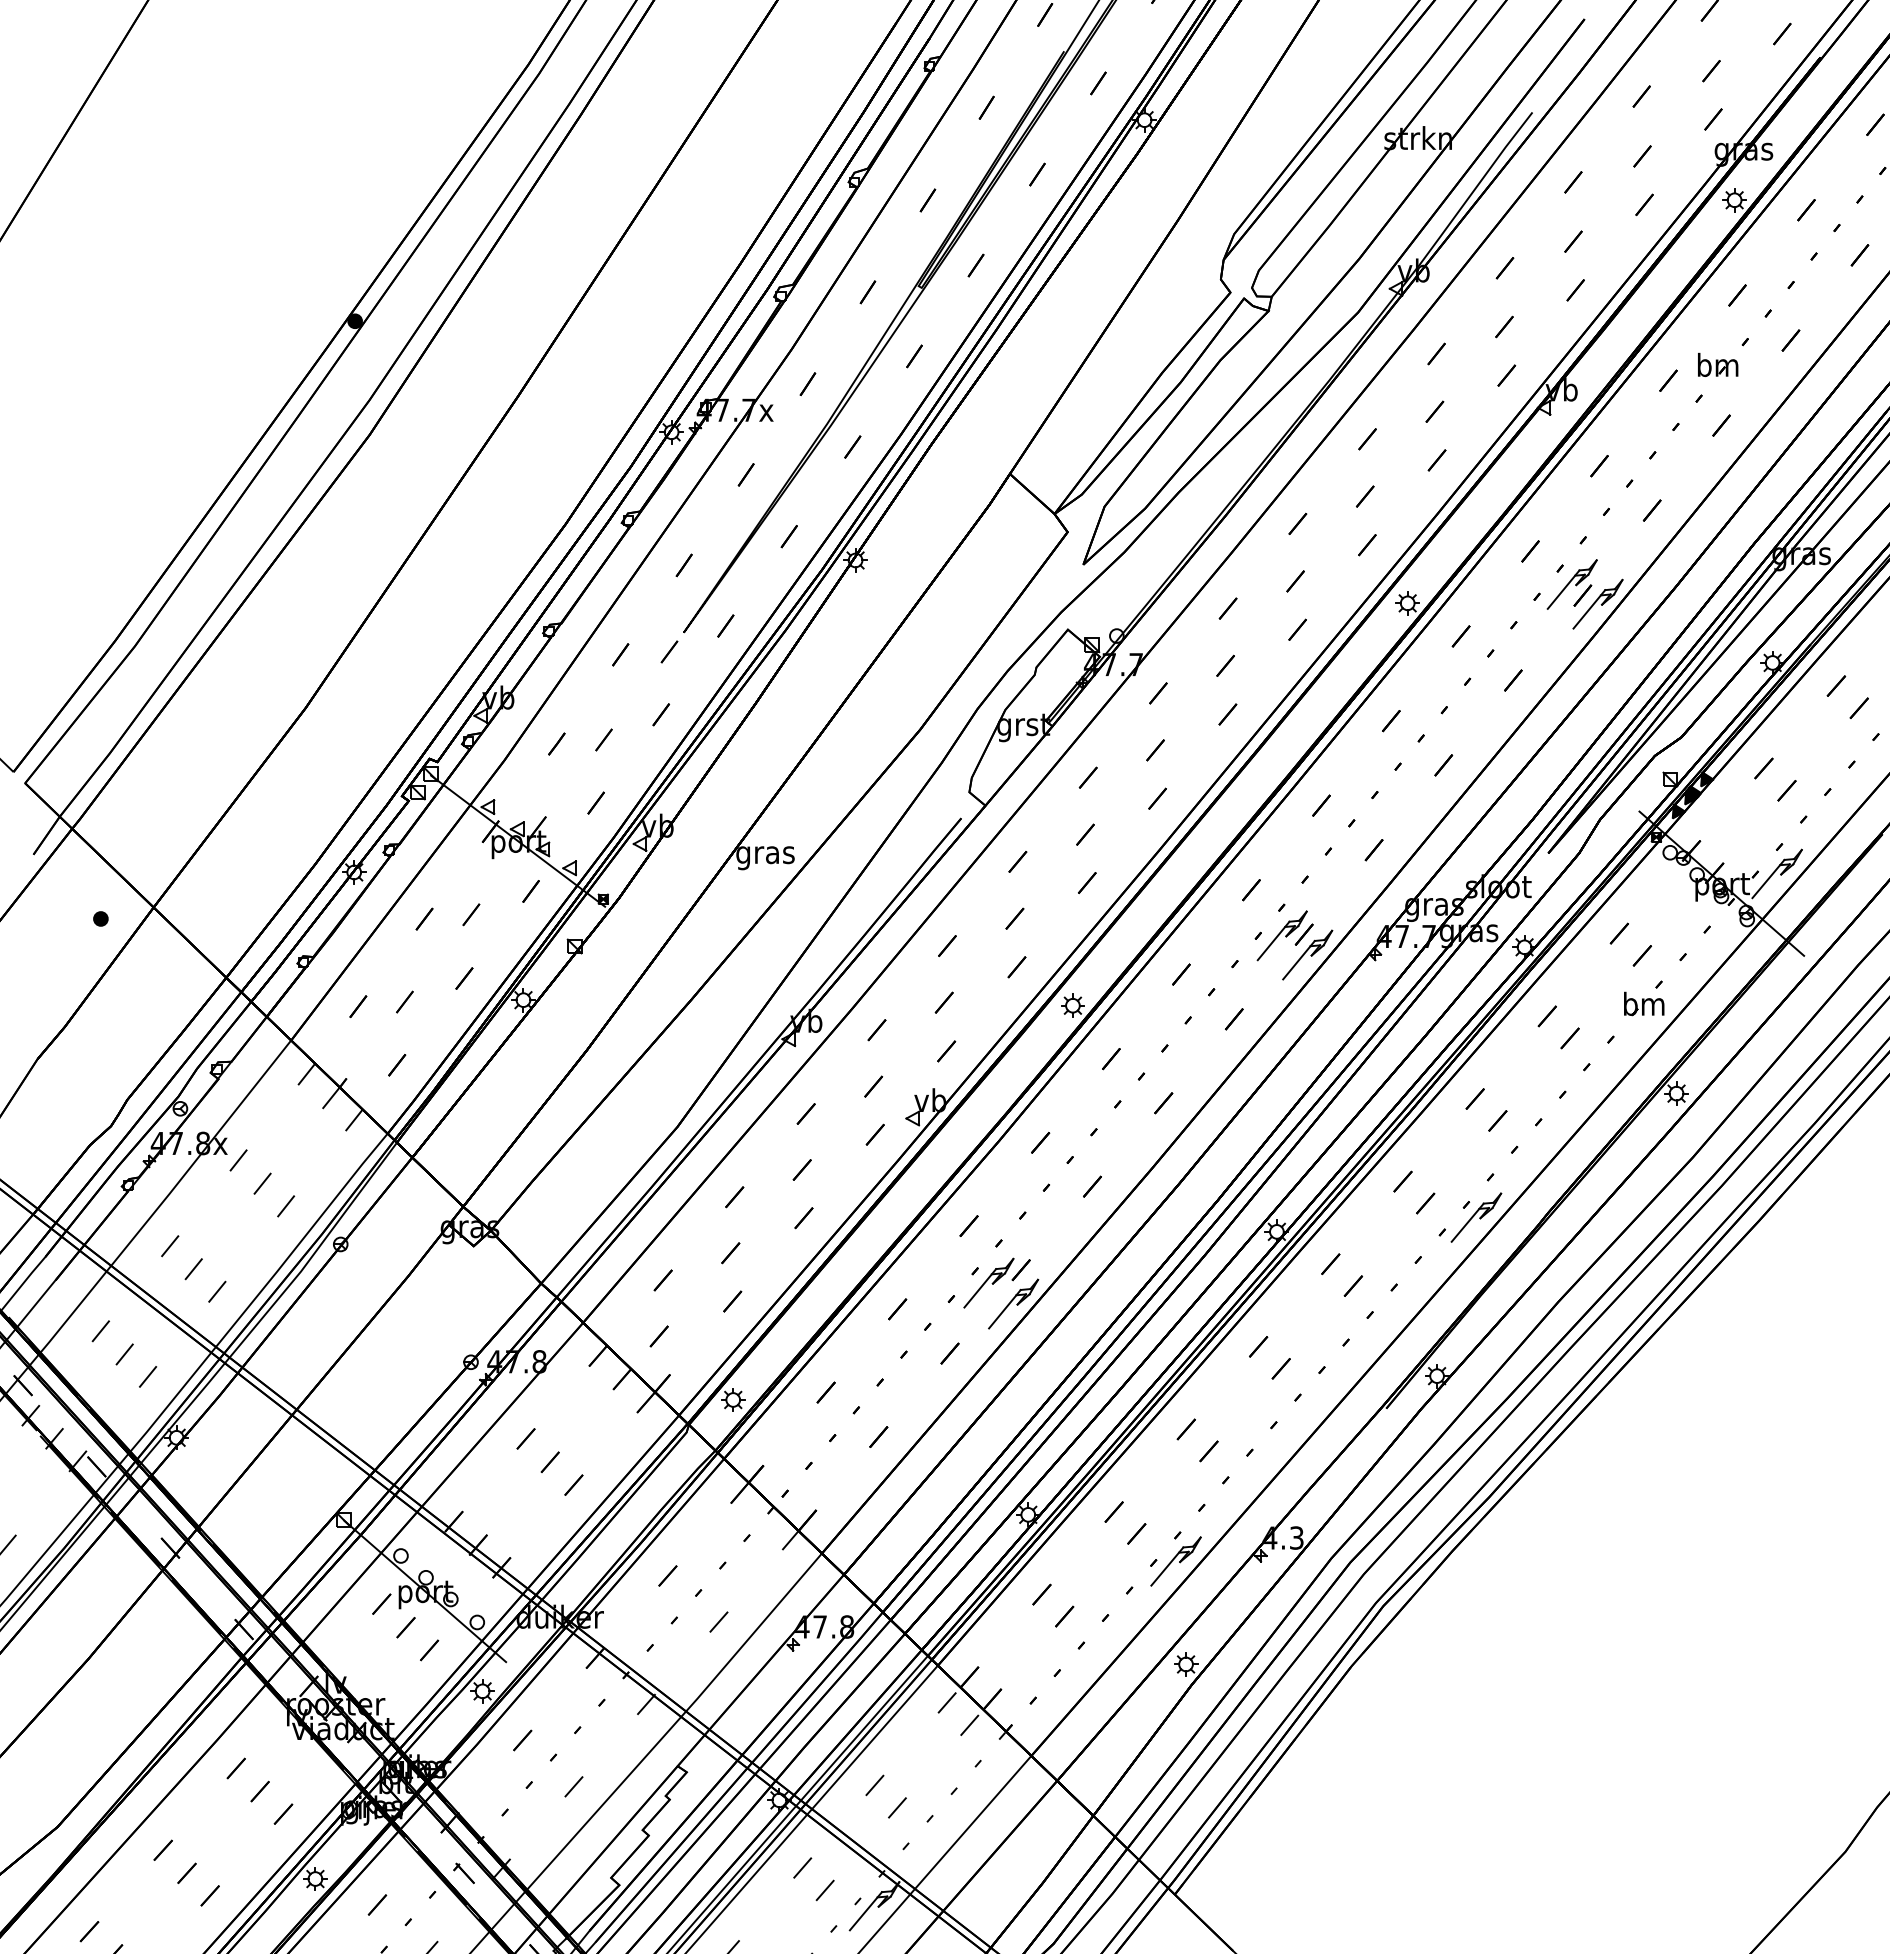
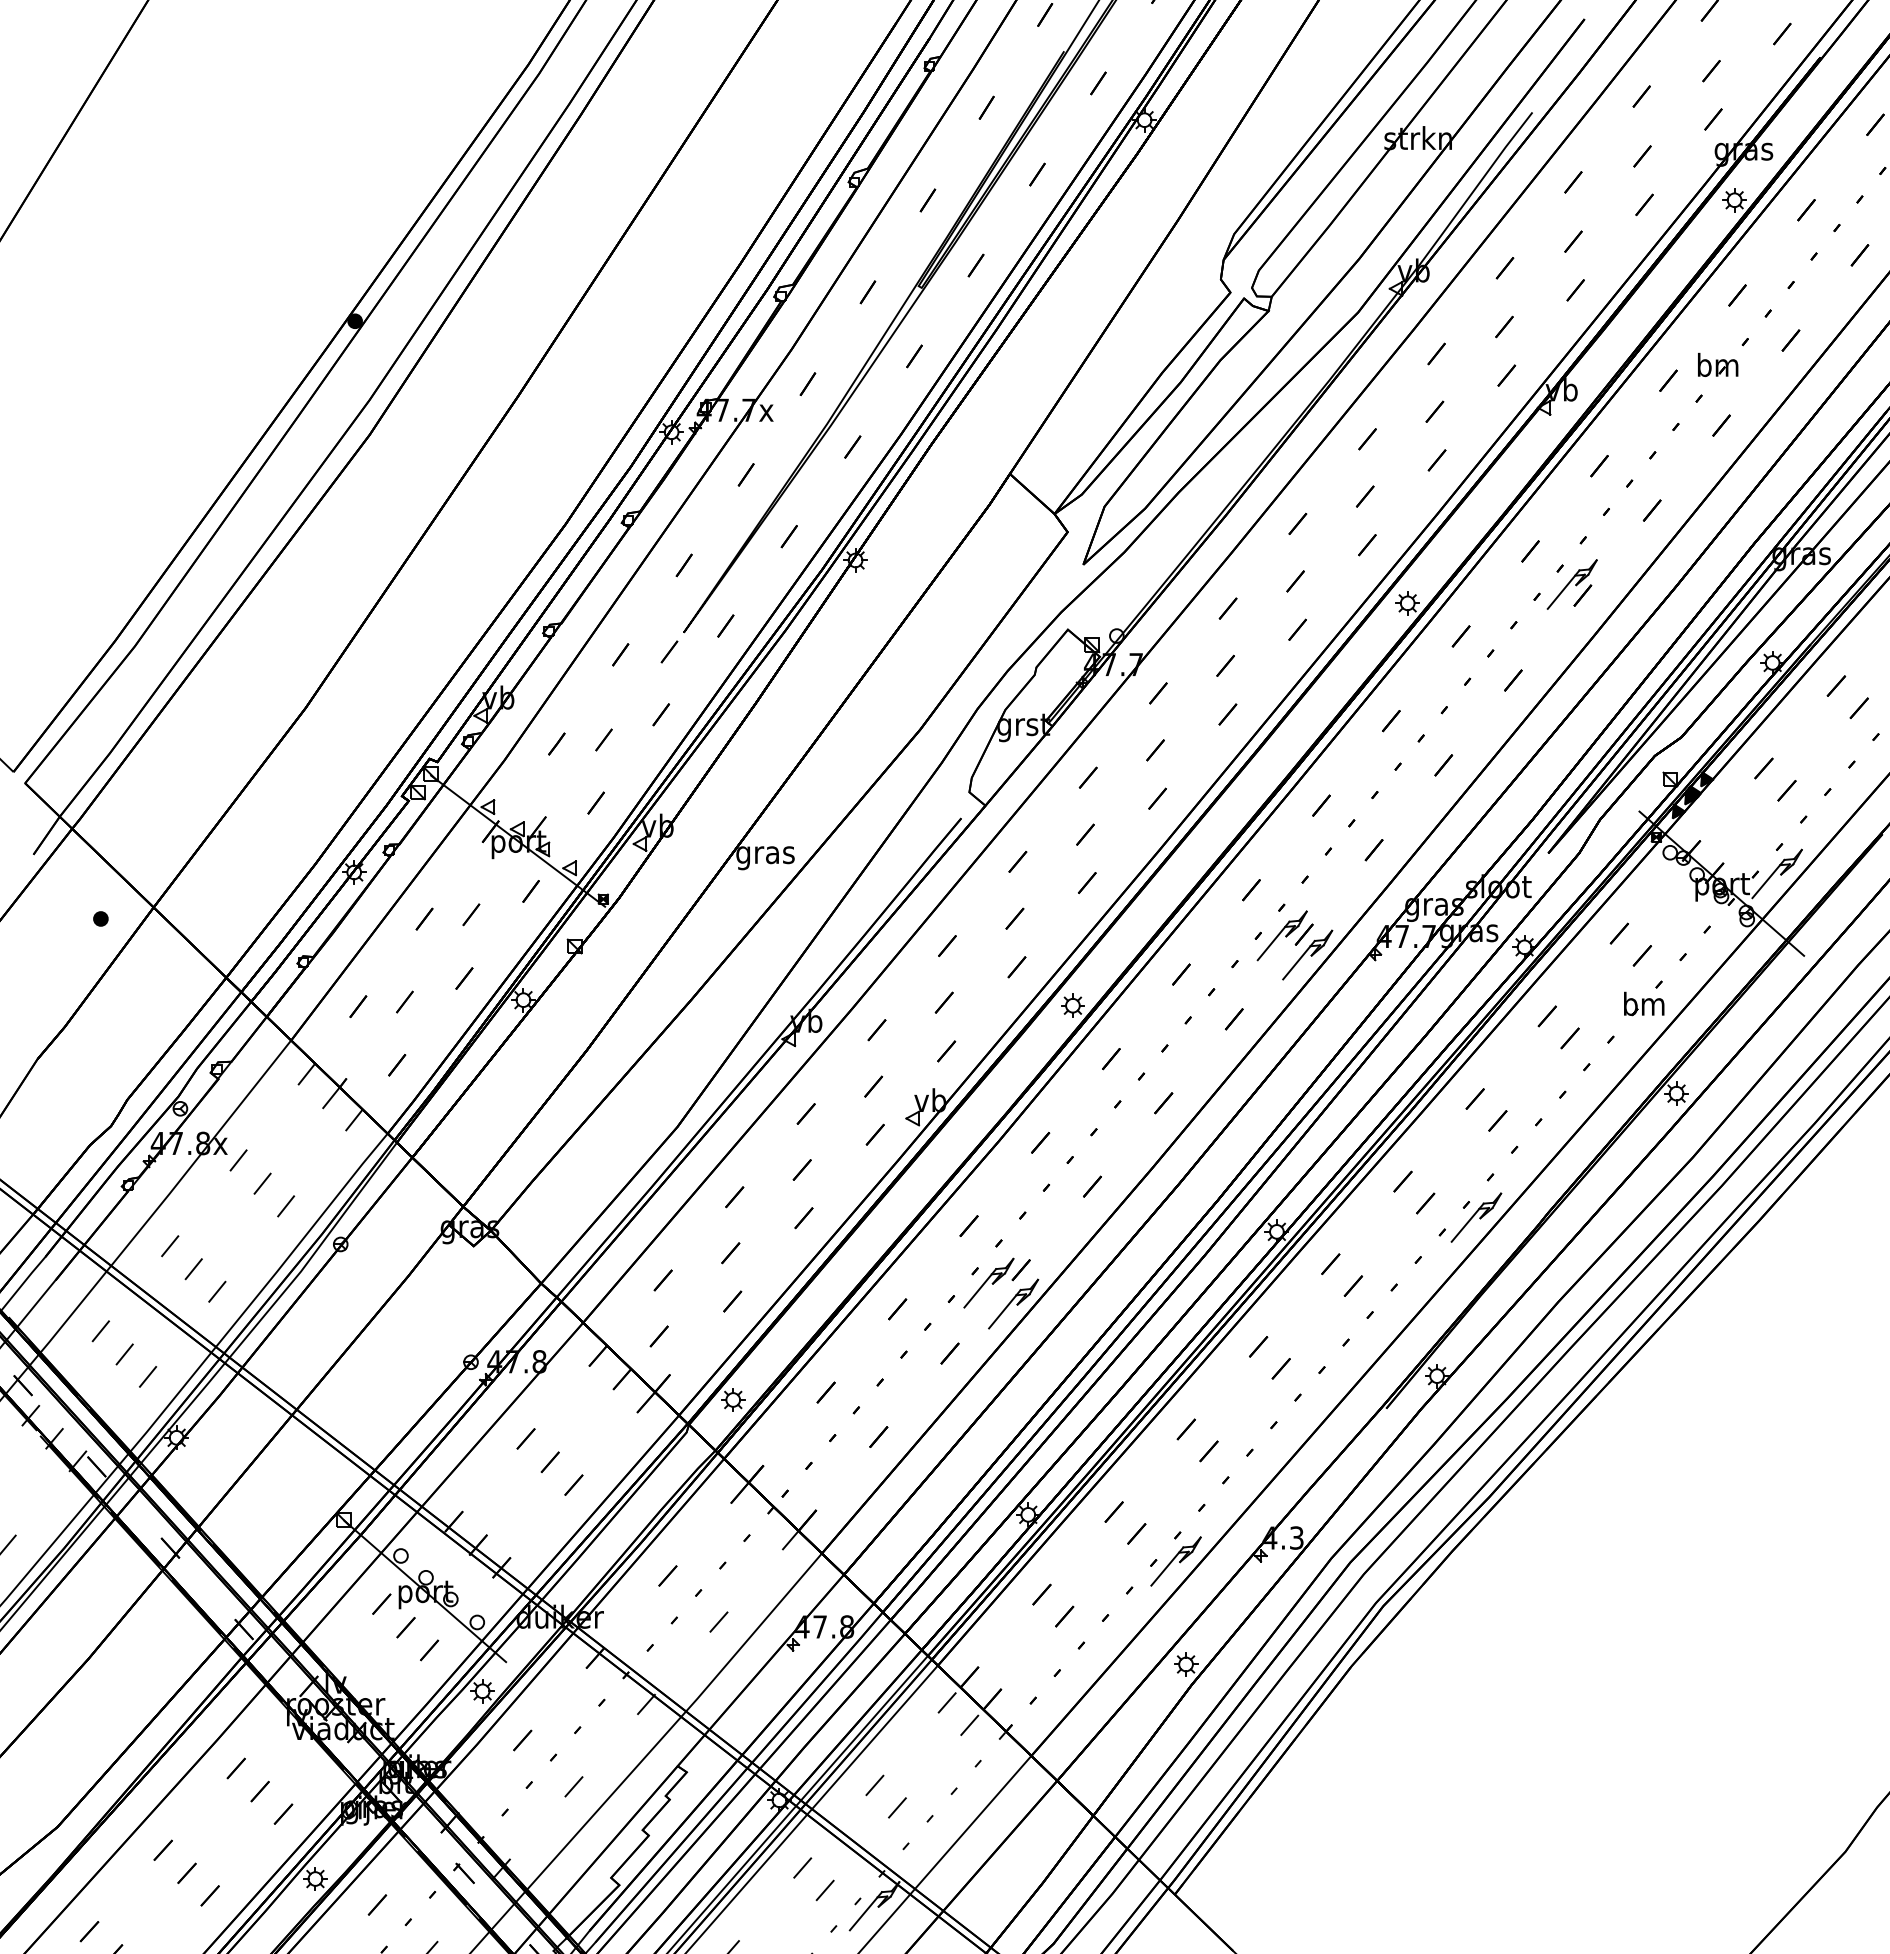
part: present -> none (1597, 603)
